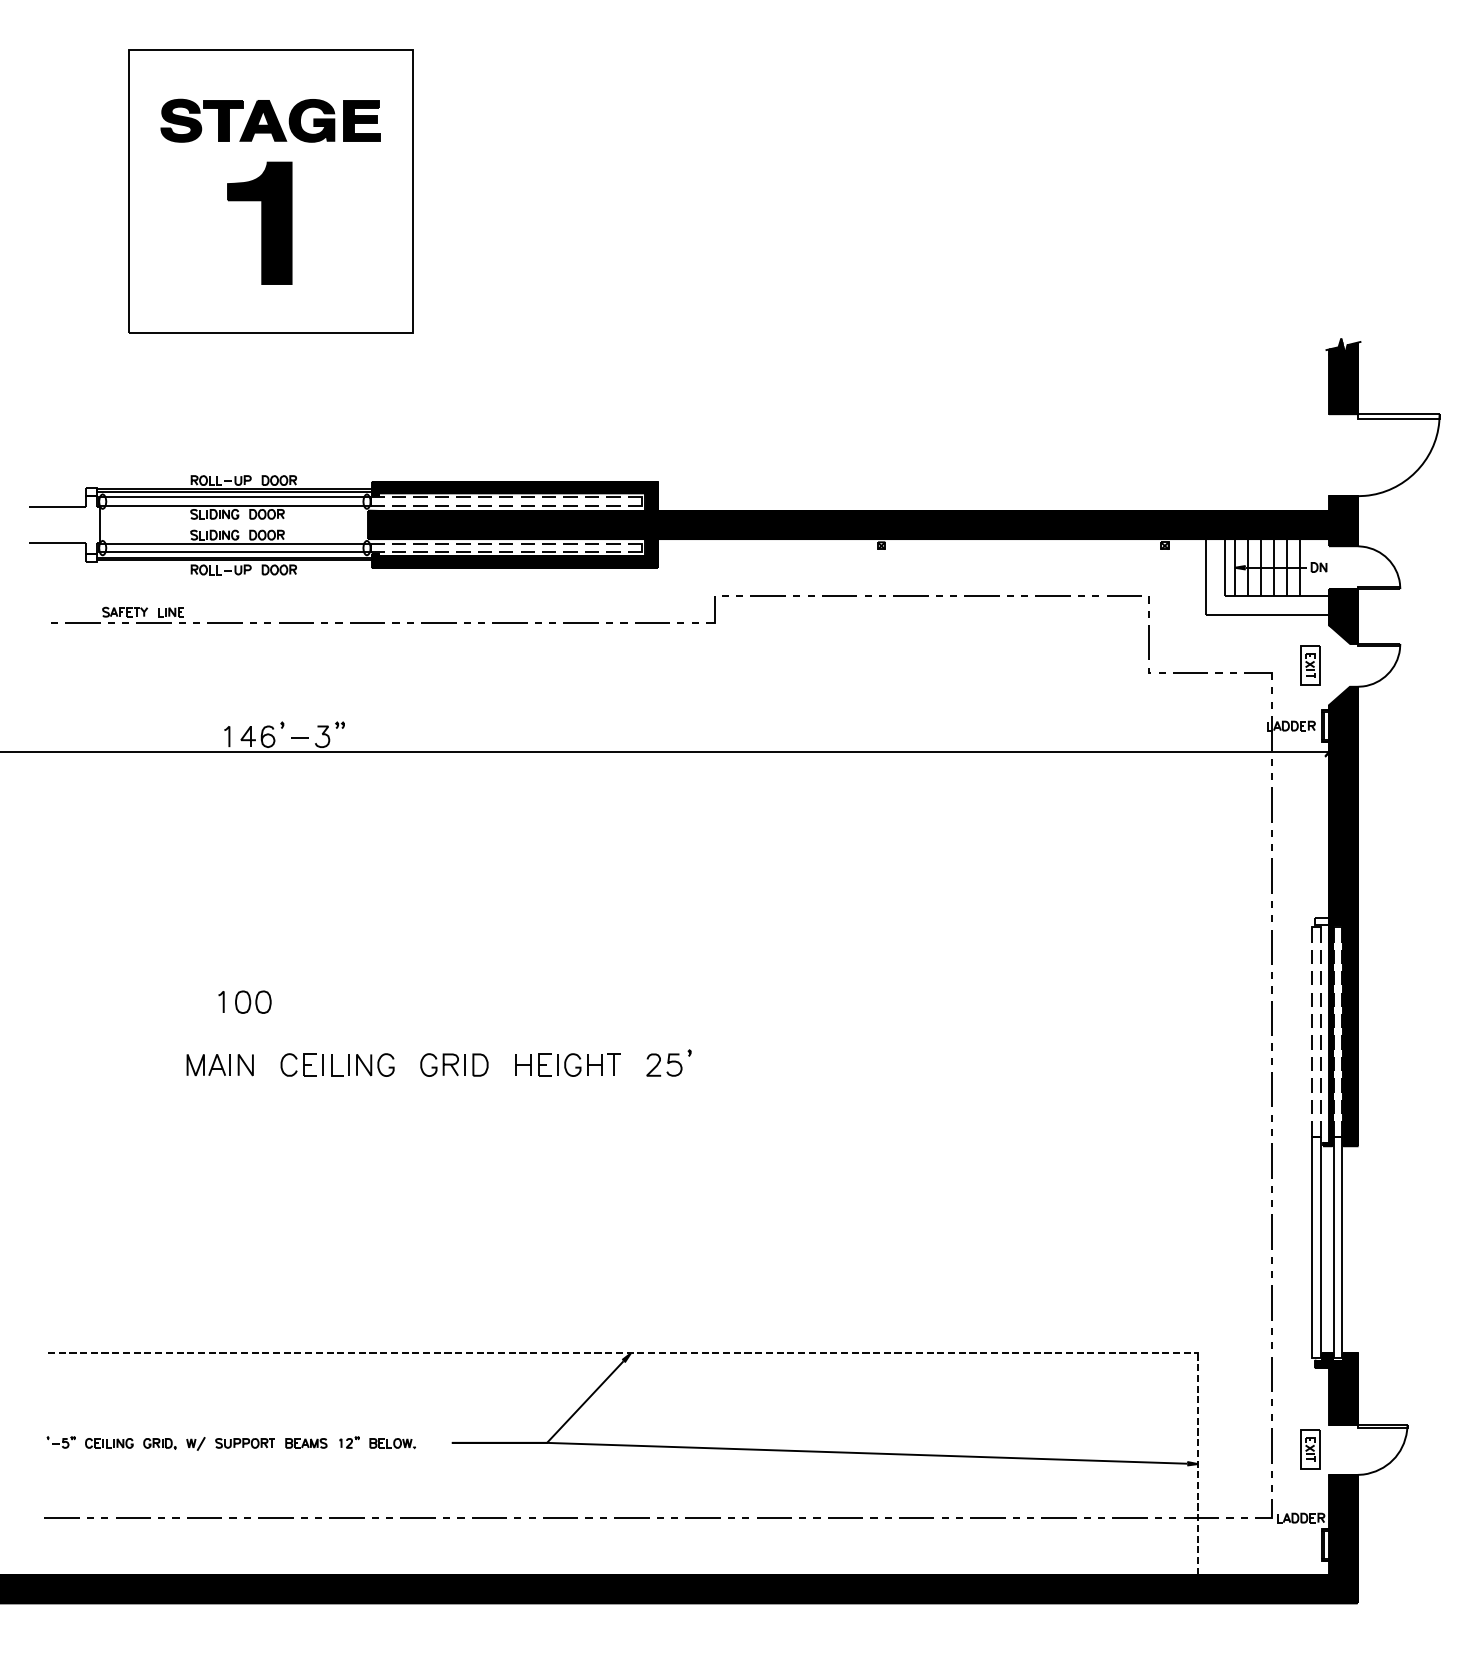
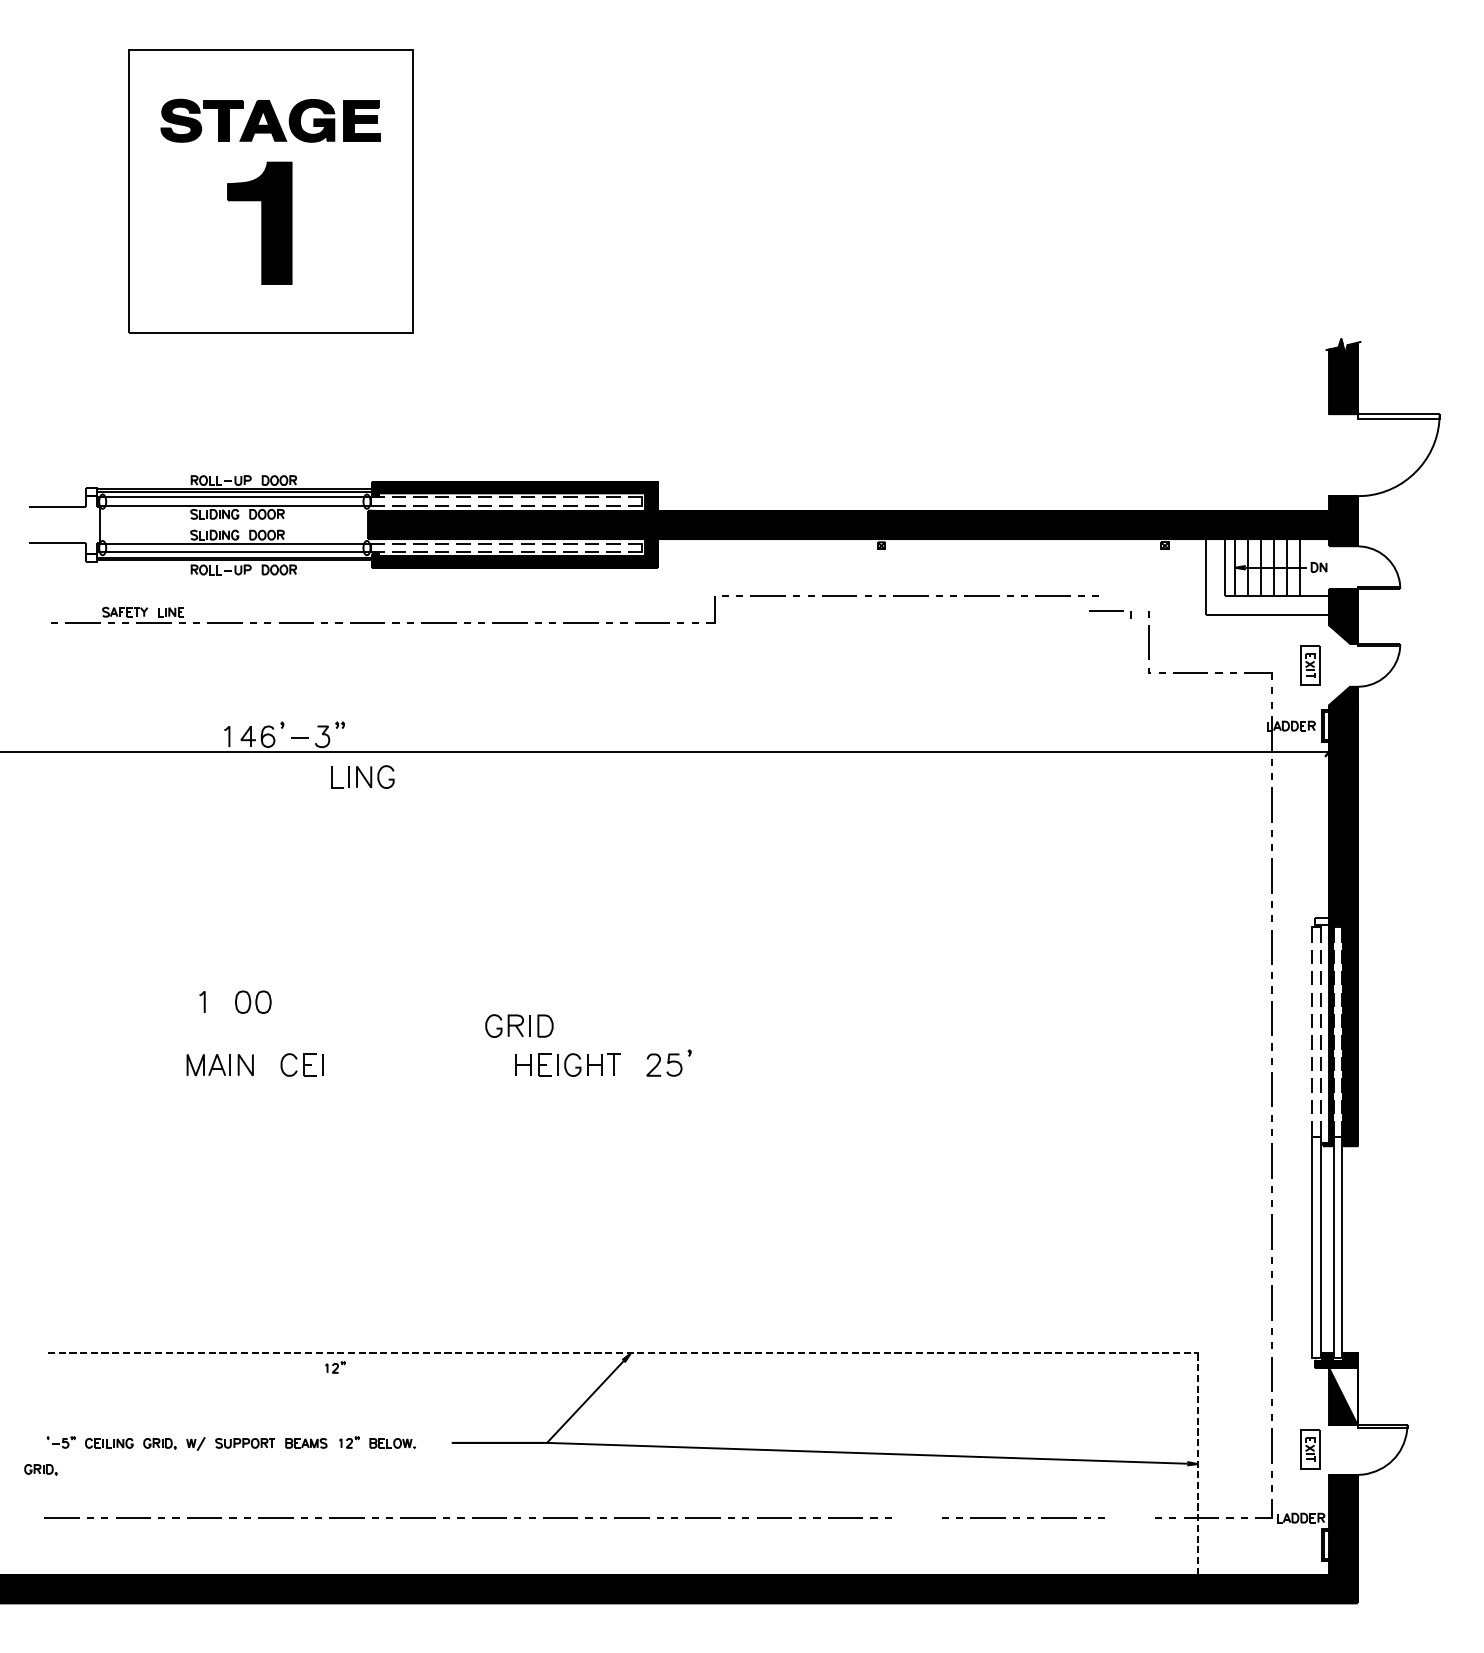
part position: (1128, 599) -> (1110, 614) (1110, 614)
line position: (222, 1001) -> (203, 1001) (203, 1001)
part position: (362, 1064) -> (362, 776) (362, 776)
part position: (454, 1064) -> (519, 1025) (519, 1025)
part: none -> present (335, 1367)
fill: present -> none (1342, 1395)
part: none -> present (40, 1469)
line: present -> none (916, 1517)
line: present -> none (1129, 1517)
